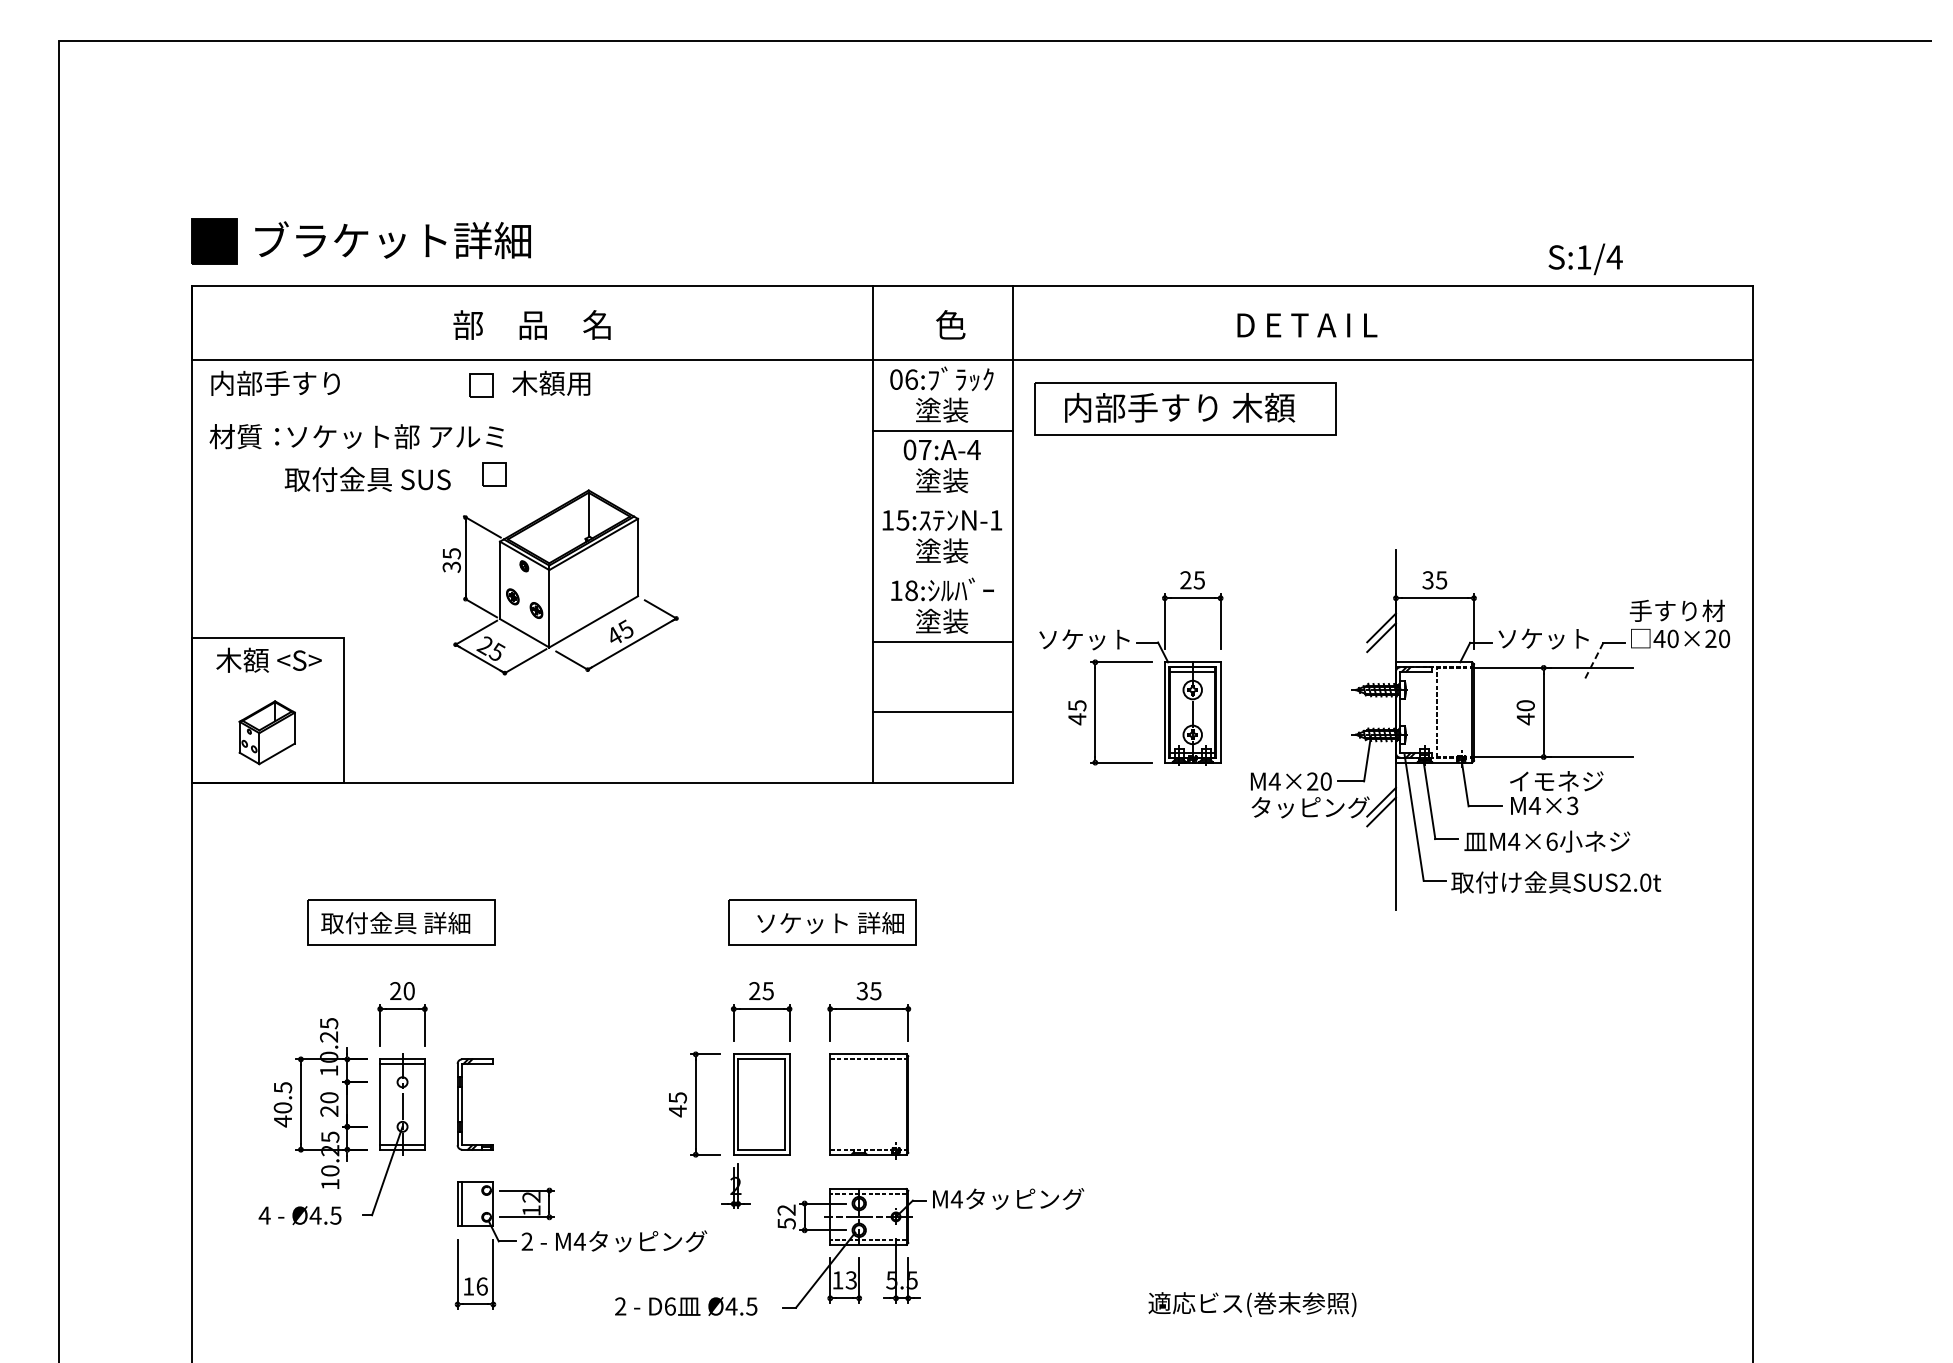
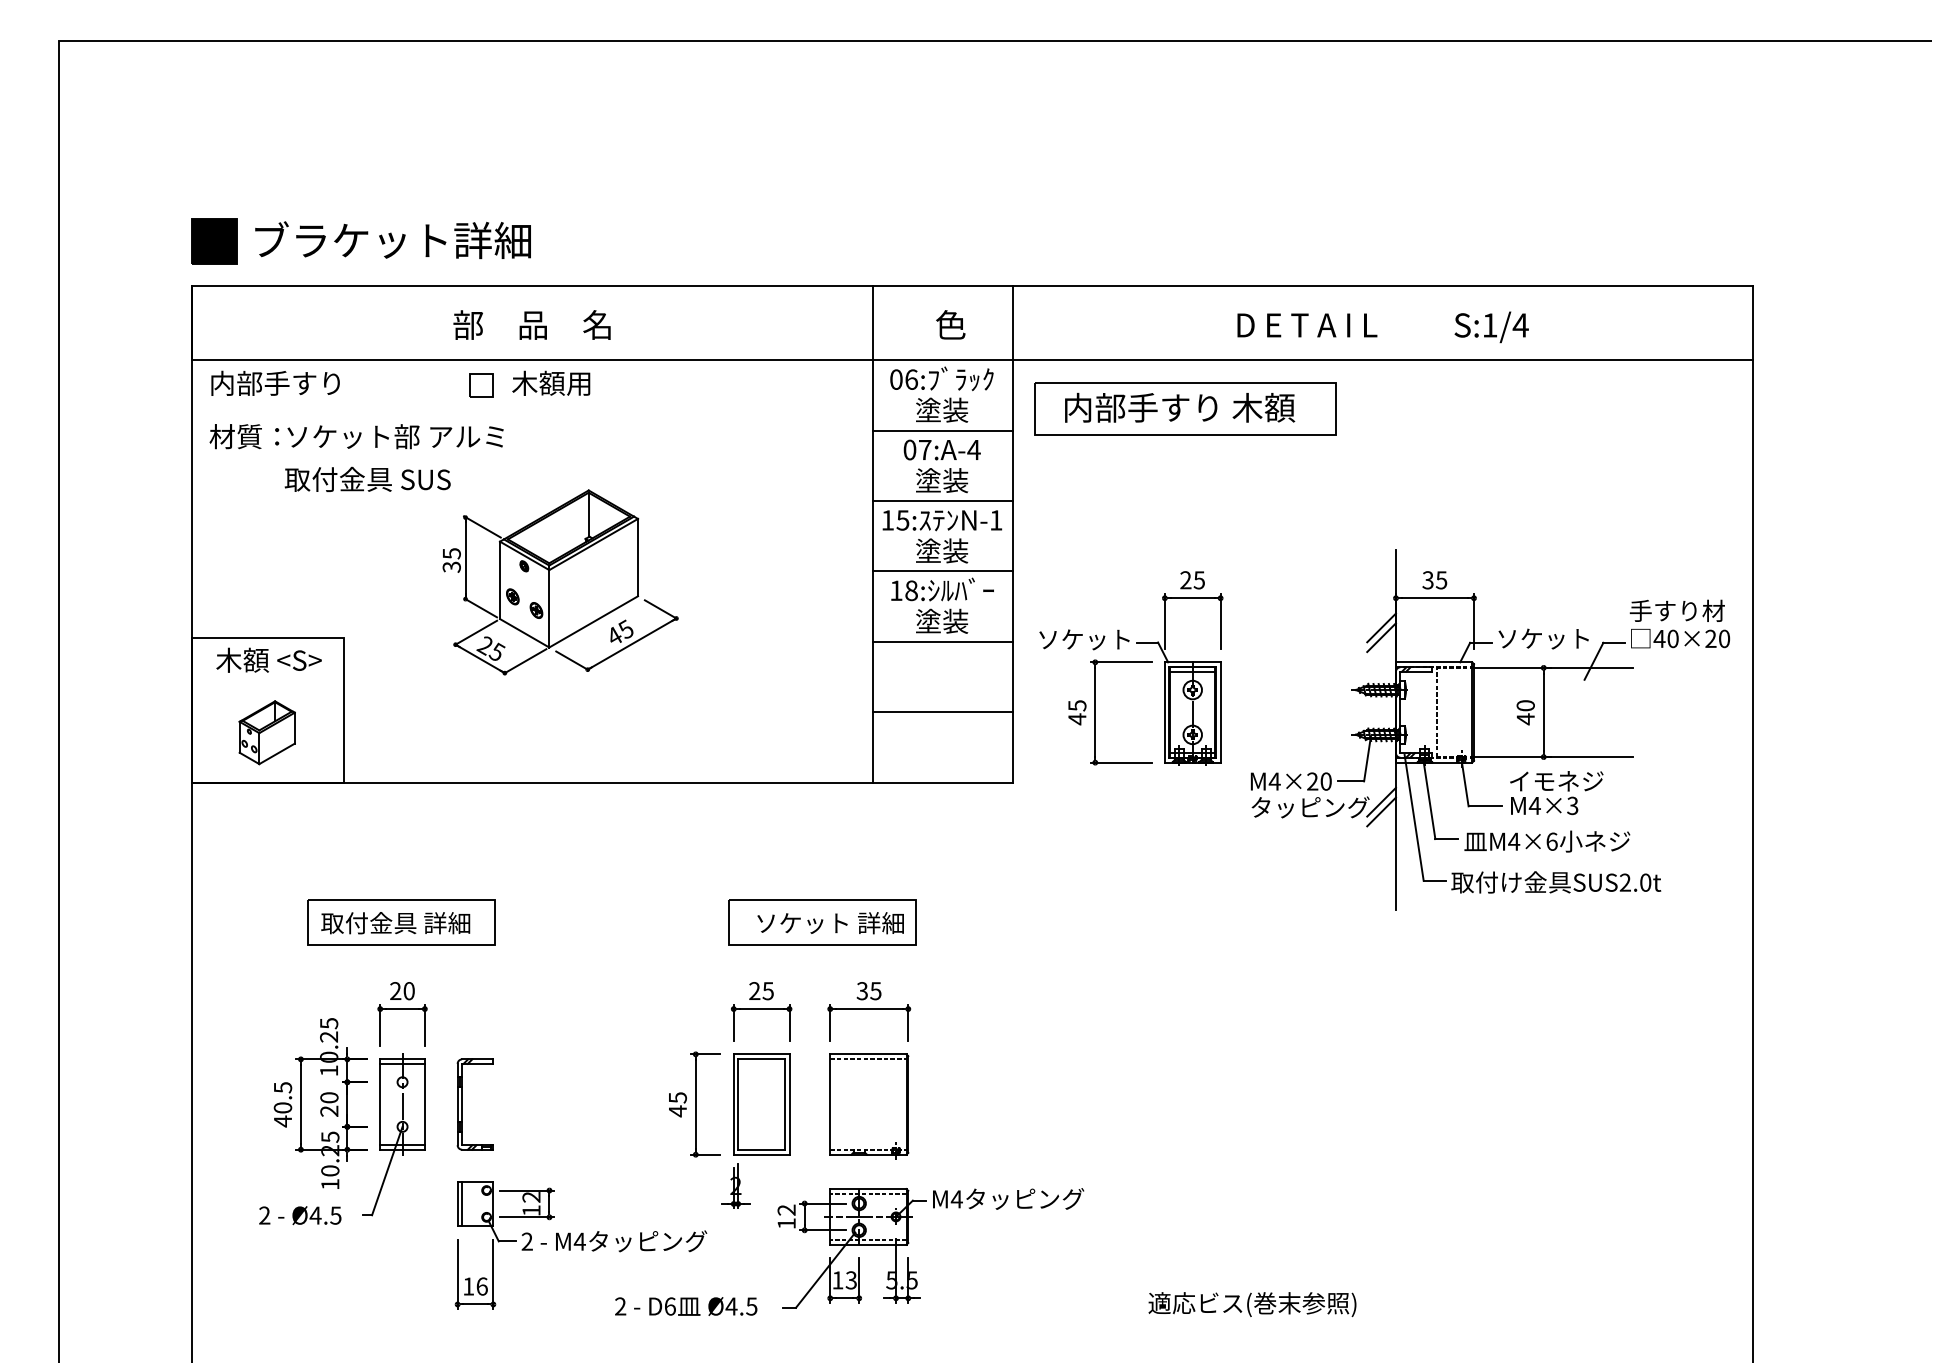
text position: (1585, 259) -> (1491, 327) (1491, 327)
part: present -> none (494, 474)
line: none -> present (942, 501)
line: none -> present (942, 571)
line: dashed -> solid (1593, 661)
text: 4 -> 2 (264, 1215)
text: 52 -> 12 (786, 1223)
